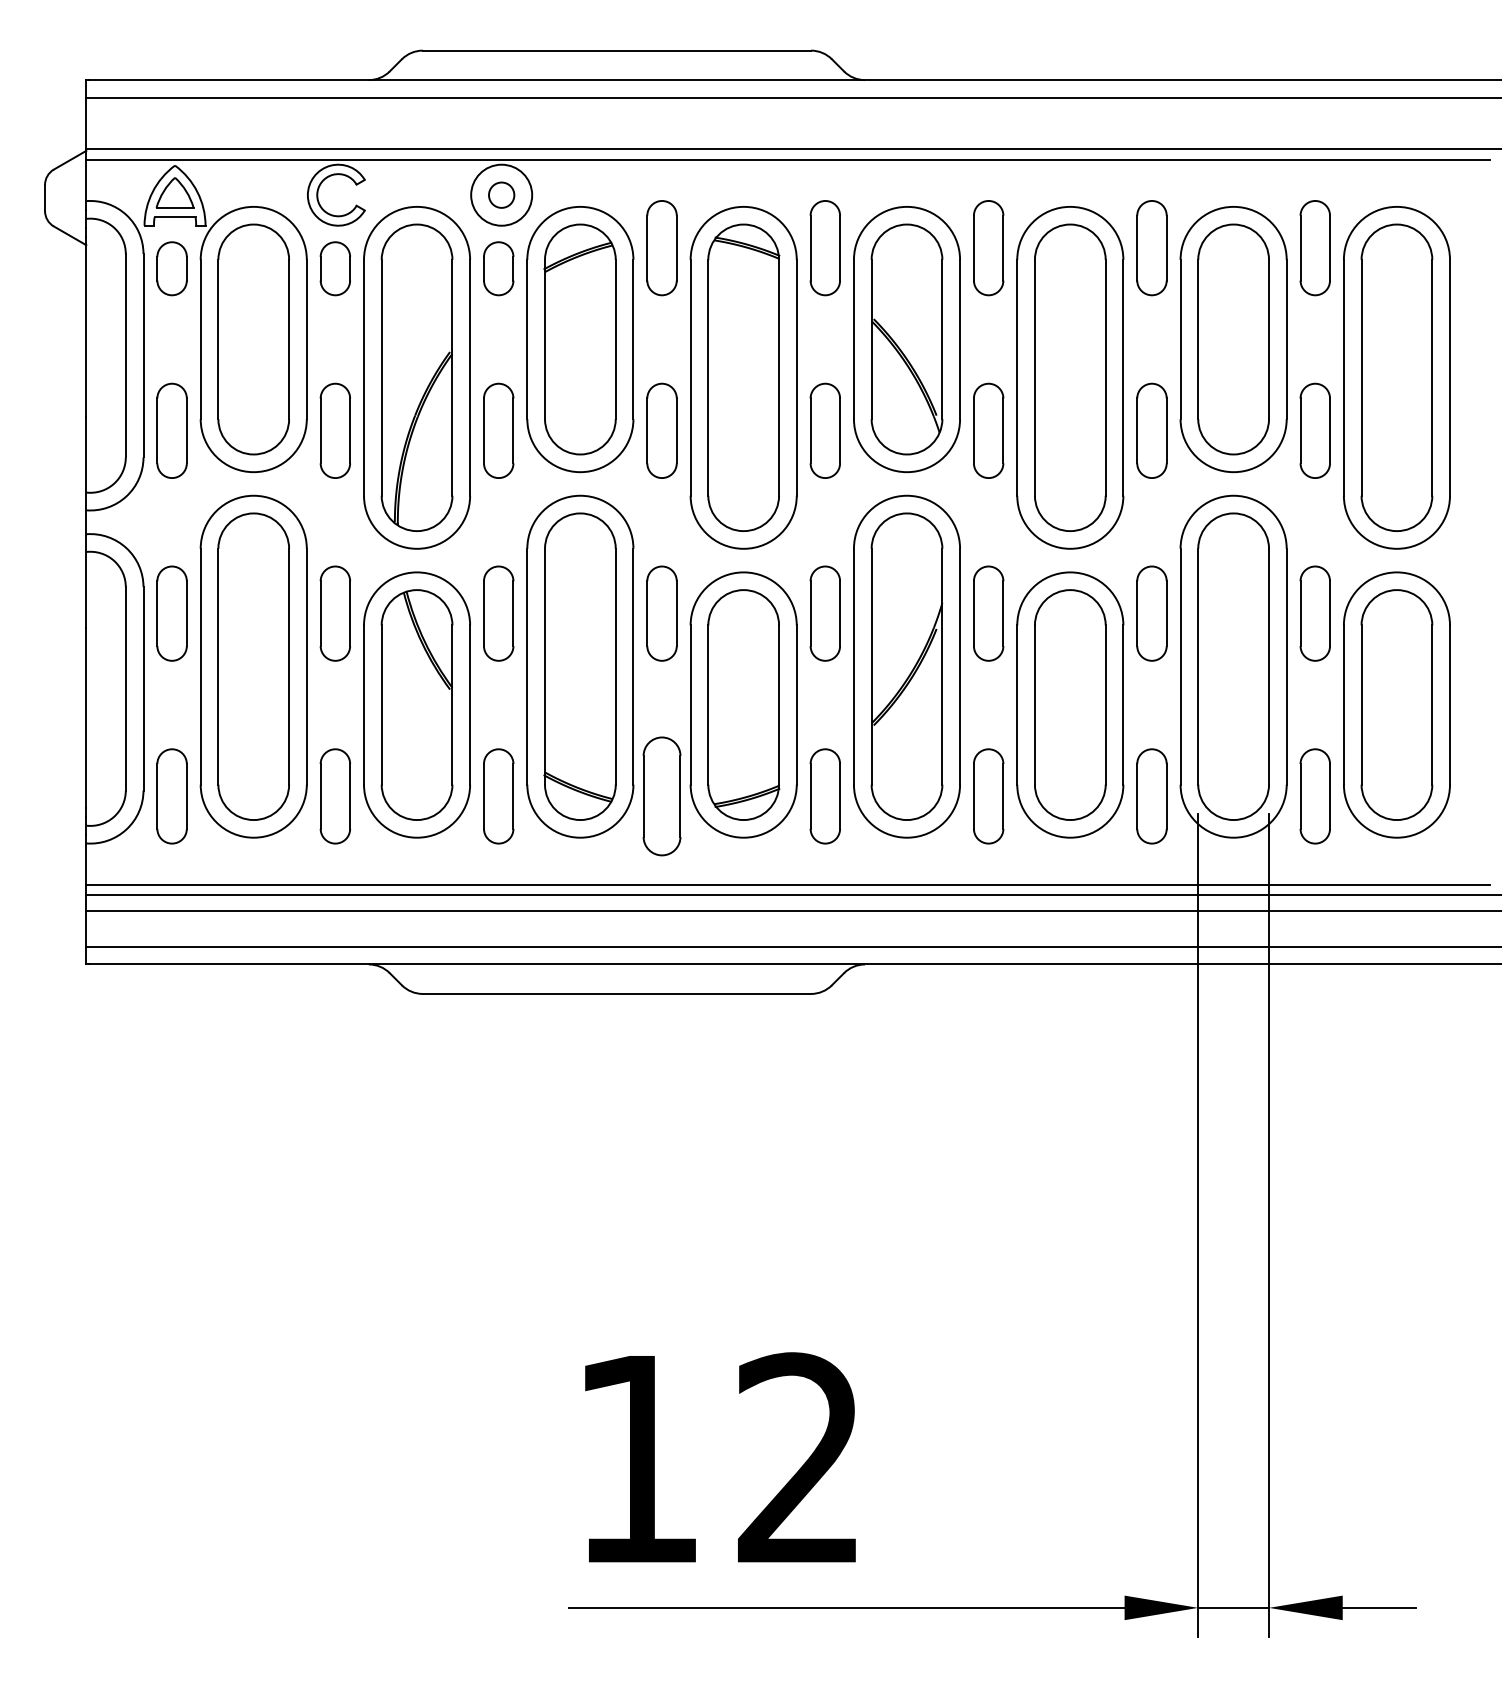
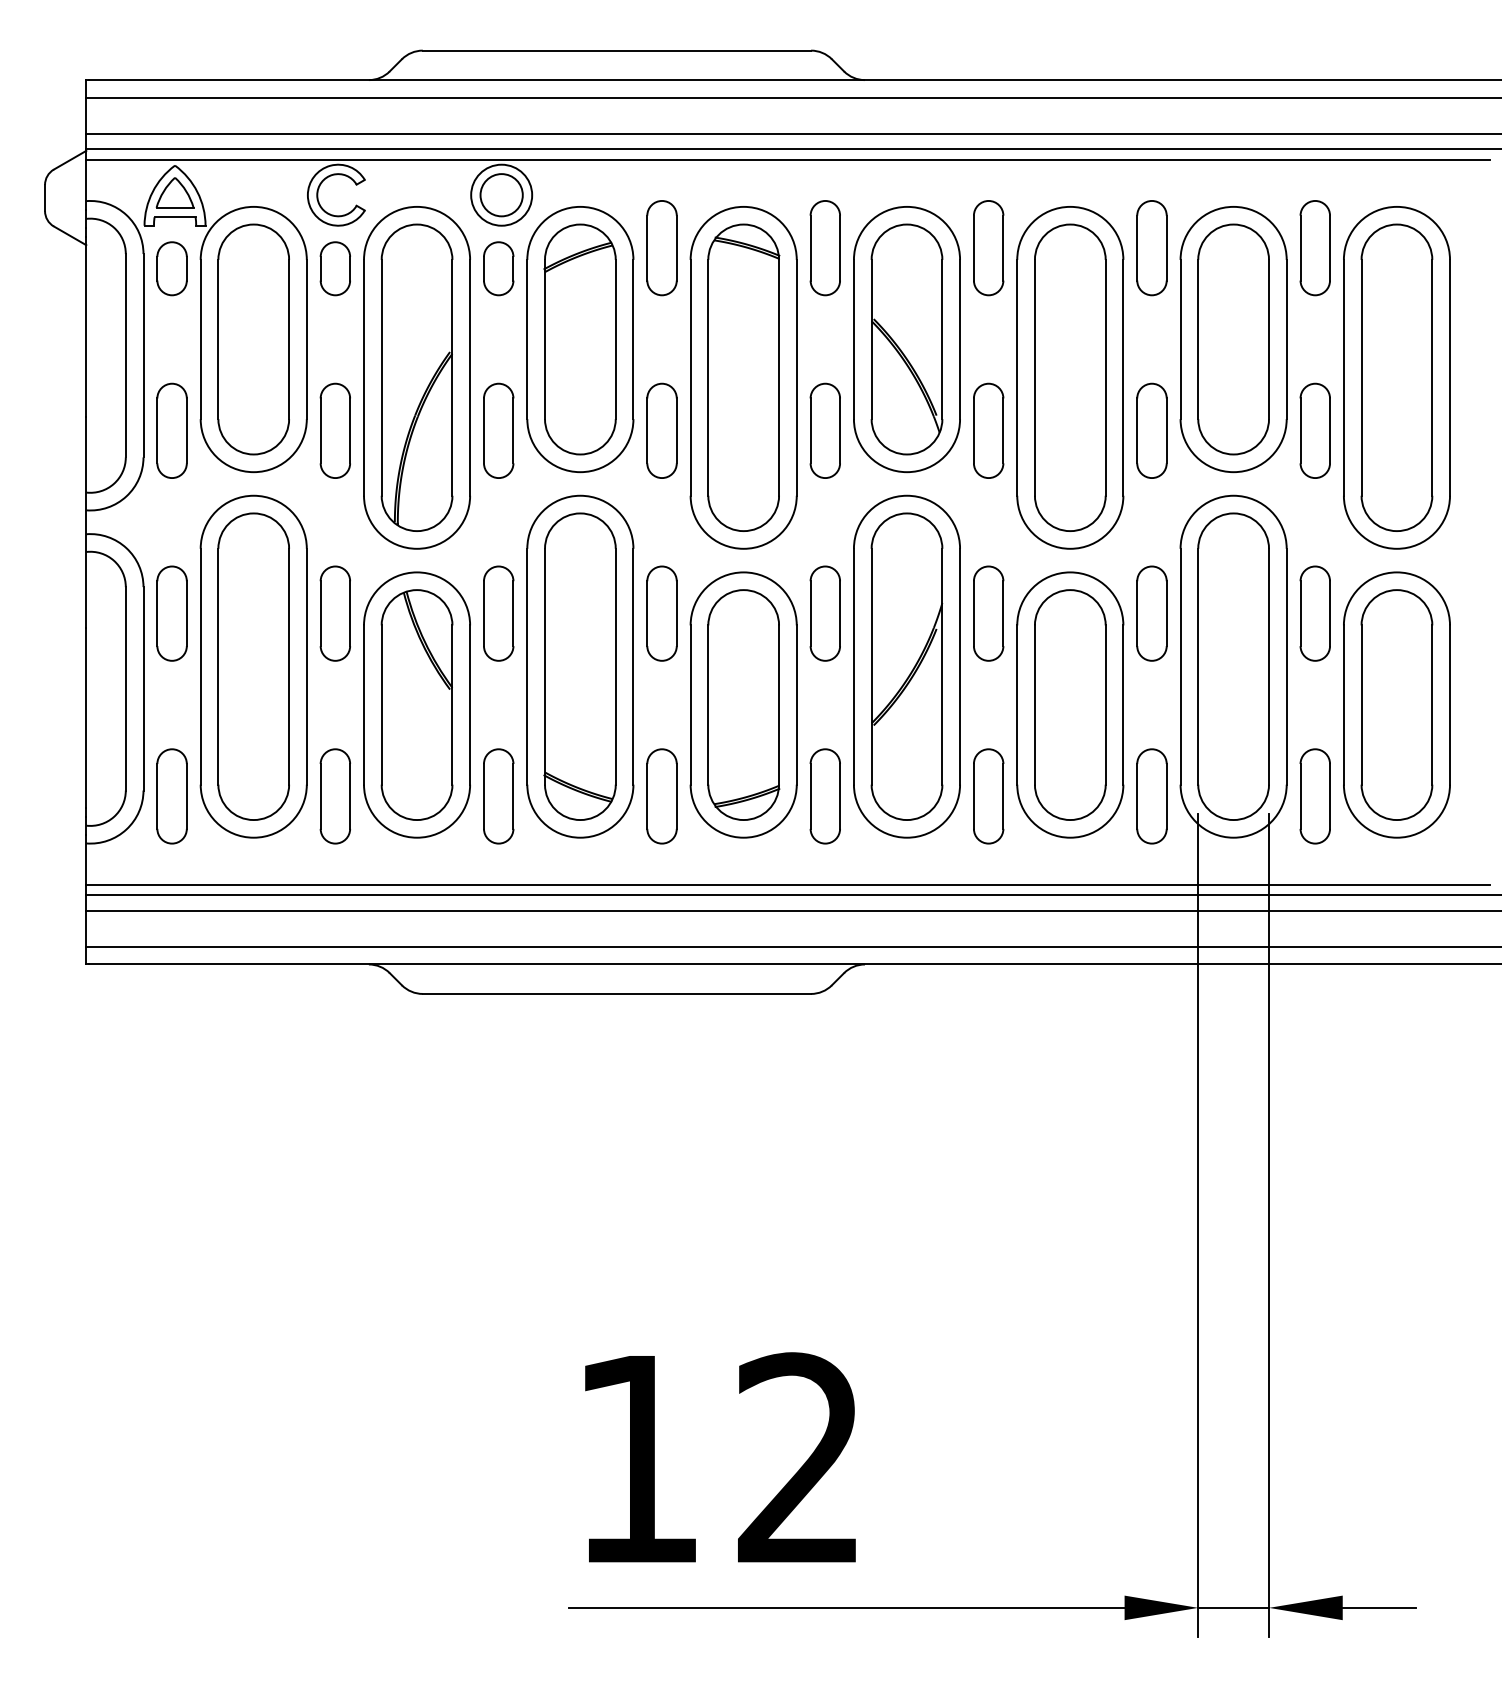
line: none -> present (792, 133)
circle diameter: 25 px -> 42 px (501, 195)
part size: 40x121 px -> 32x97 px (661, 796)
